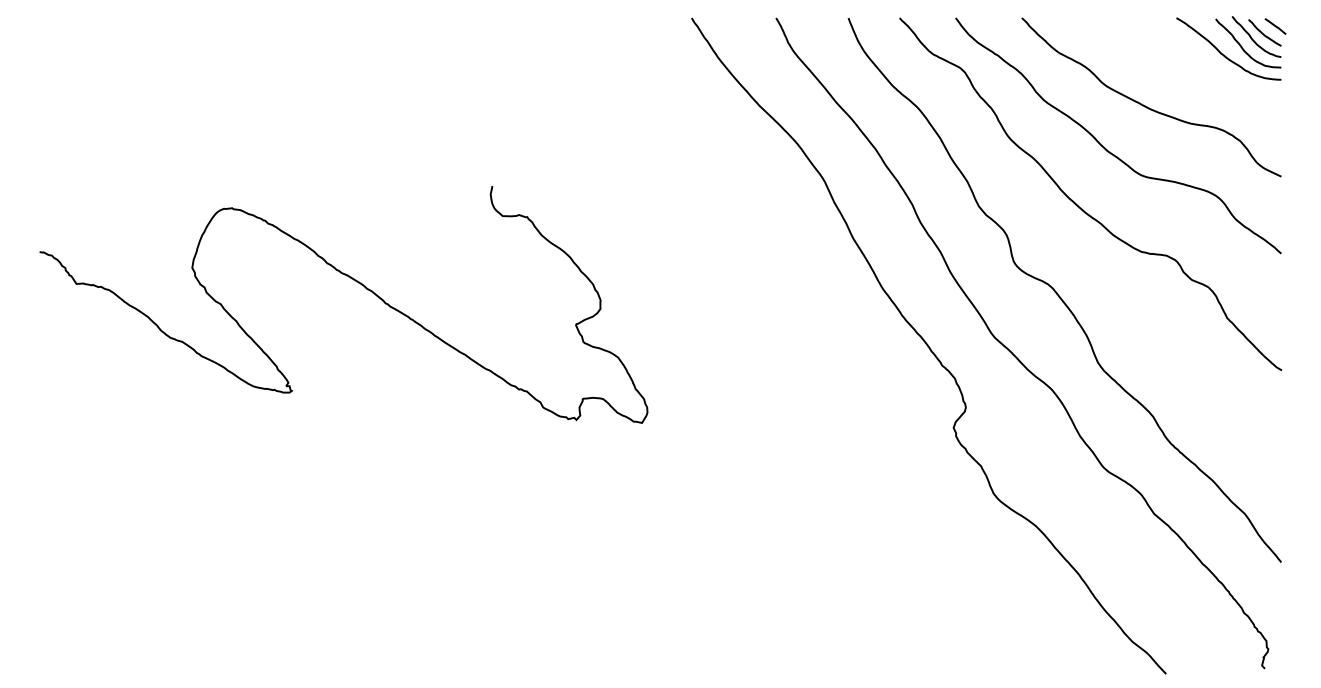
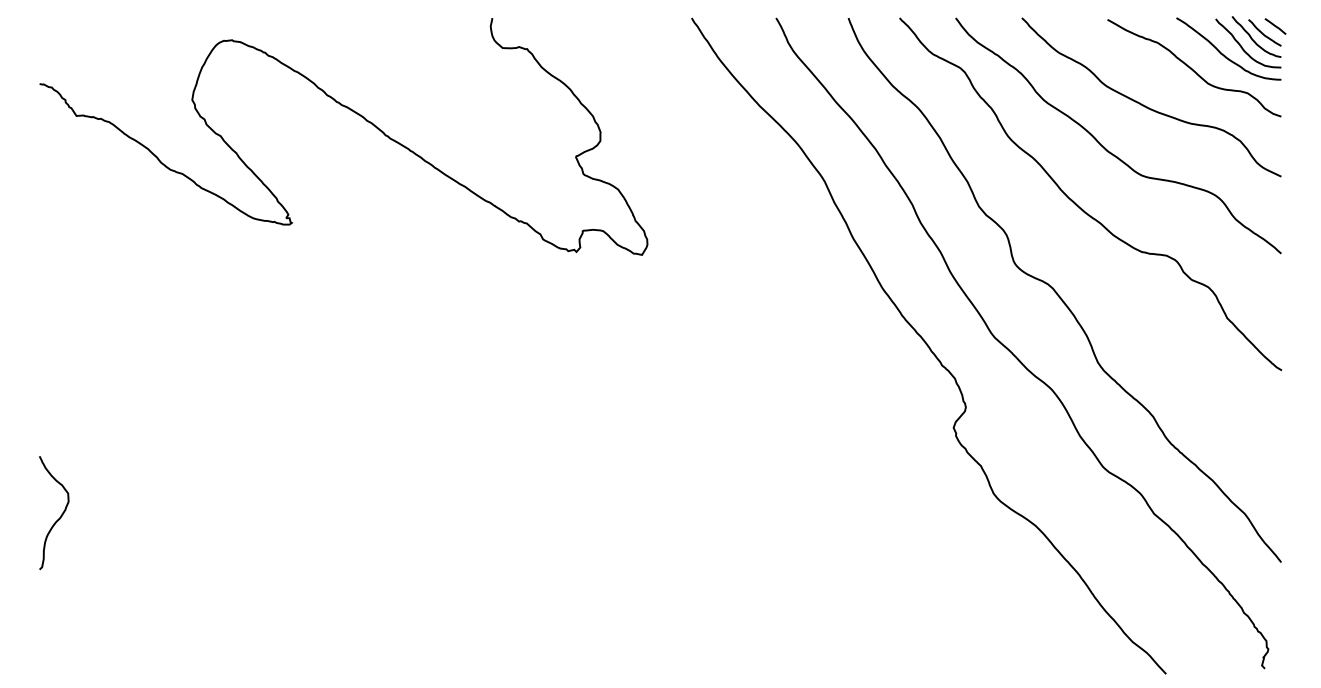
curve: none -> present (1193, 69)
curve position: (356, 282) -> (356, 114) (356, 114)
curve: none -> present (60, 515)
